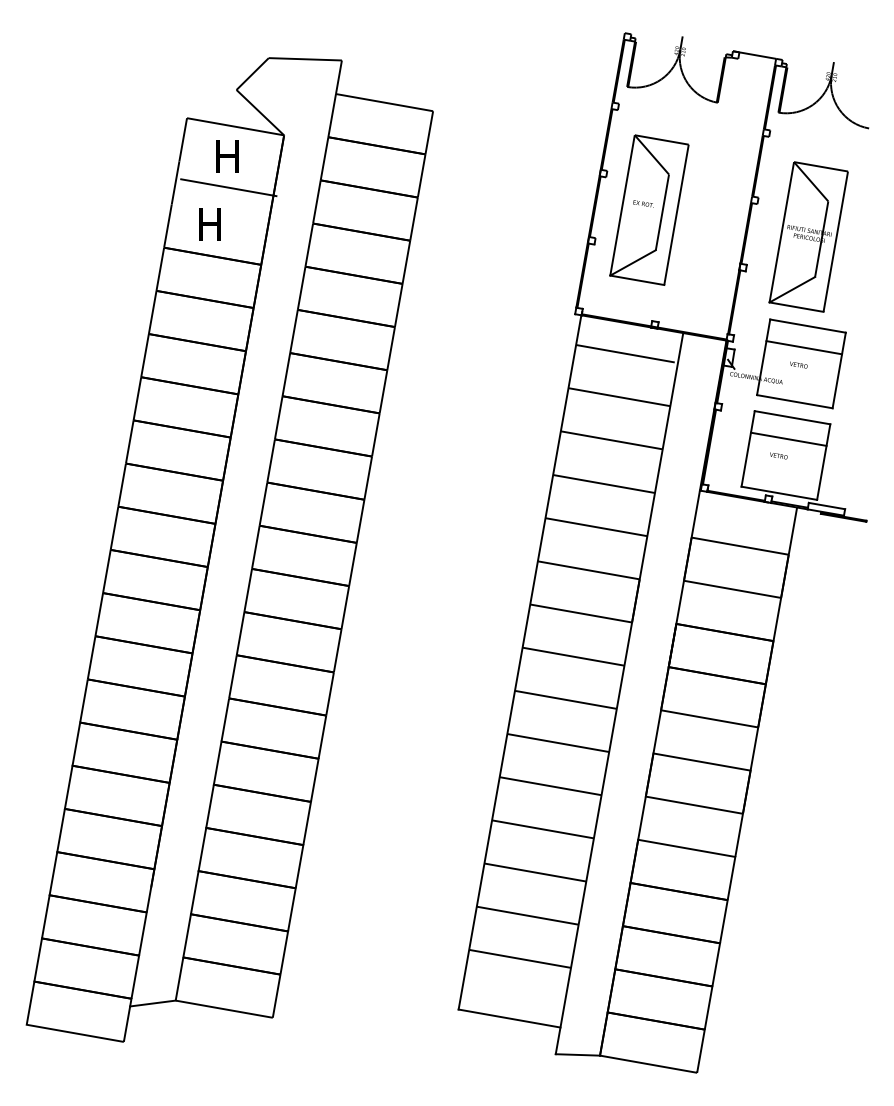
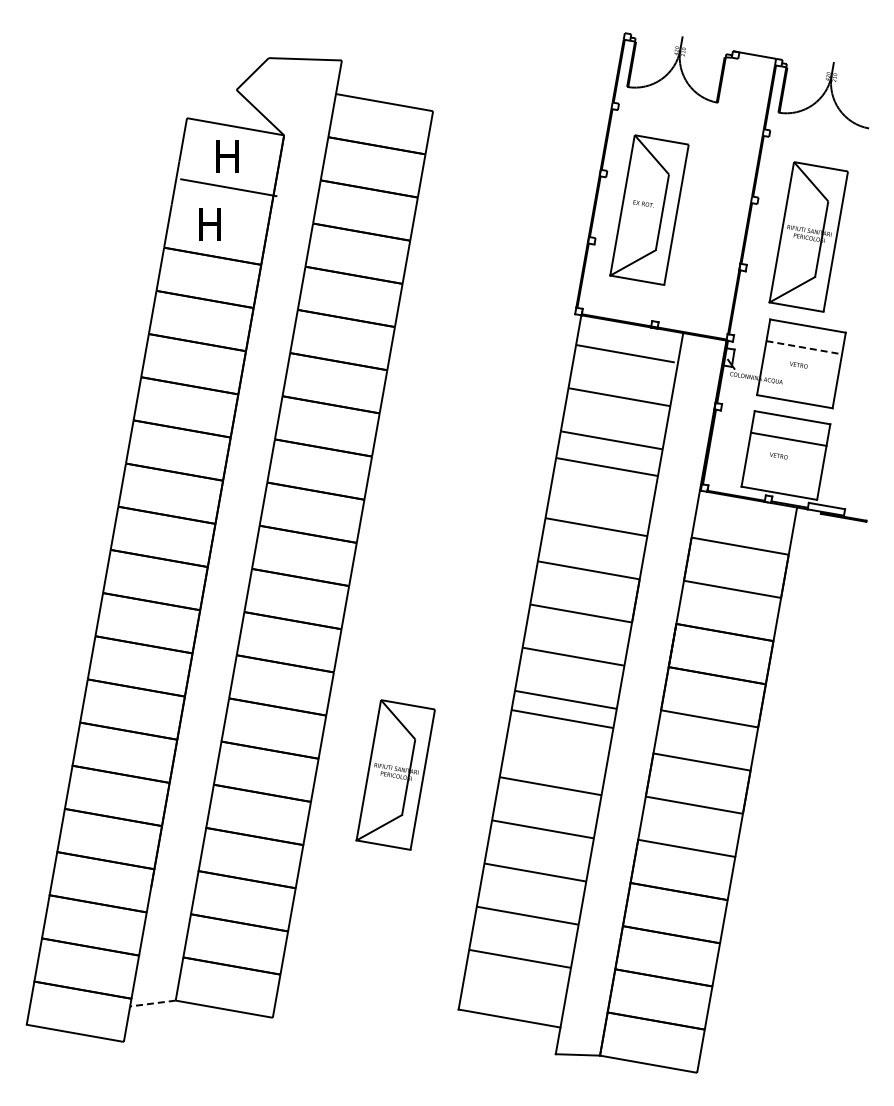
line: solid -> dashed (804, 347)
line position: (603, 484) -> (606, 467) (606, 467)
line position: (558, 743) -> (562, 719) (562, 719)
part: none -> present (395, 774)
line: solid -> dashed (152, 1003)
